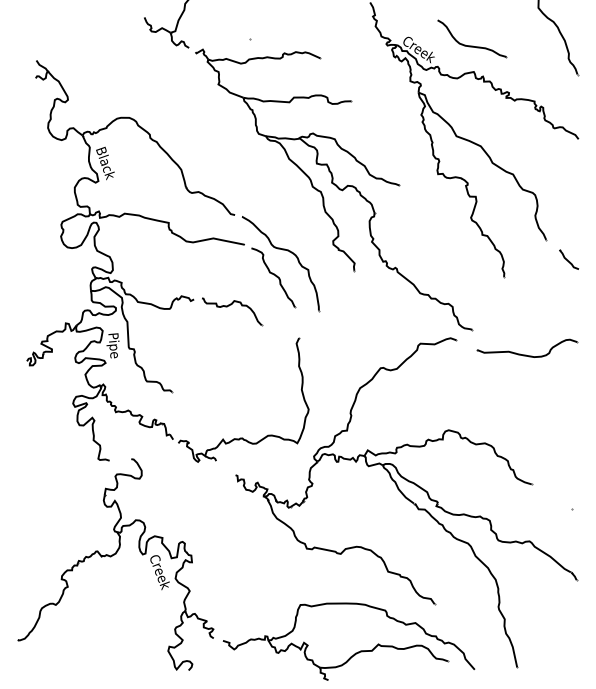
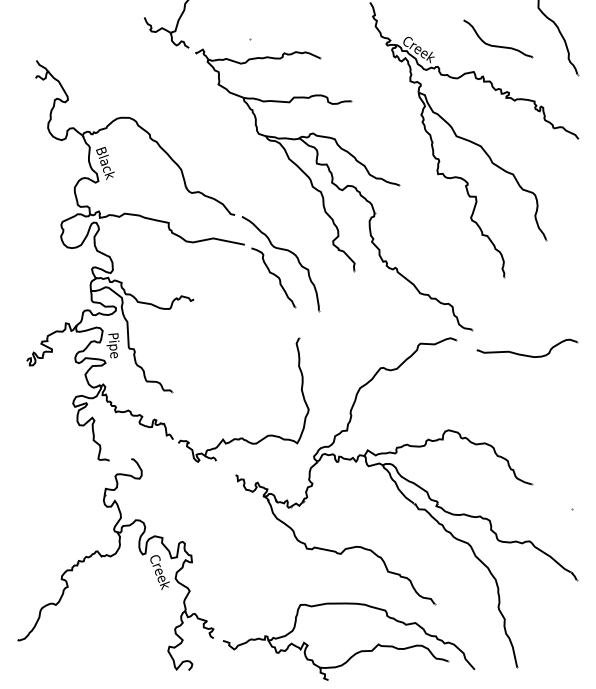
part position: (472, 45) -> (498, 45) (498, 45)
part: present -> none (569, 259)
part: present -> none (232, 311)
